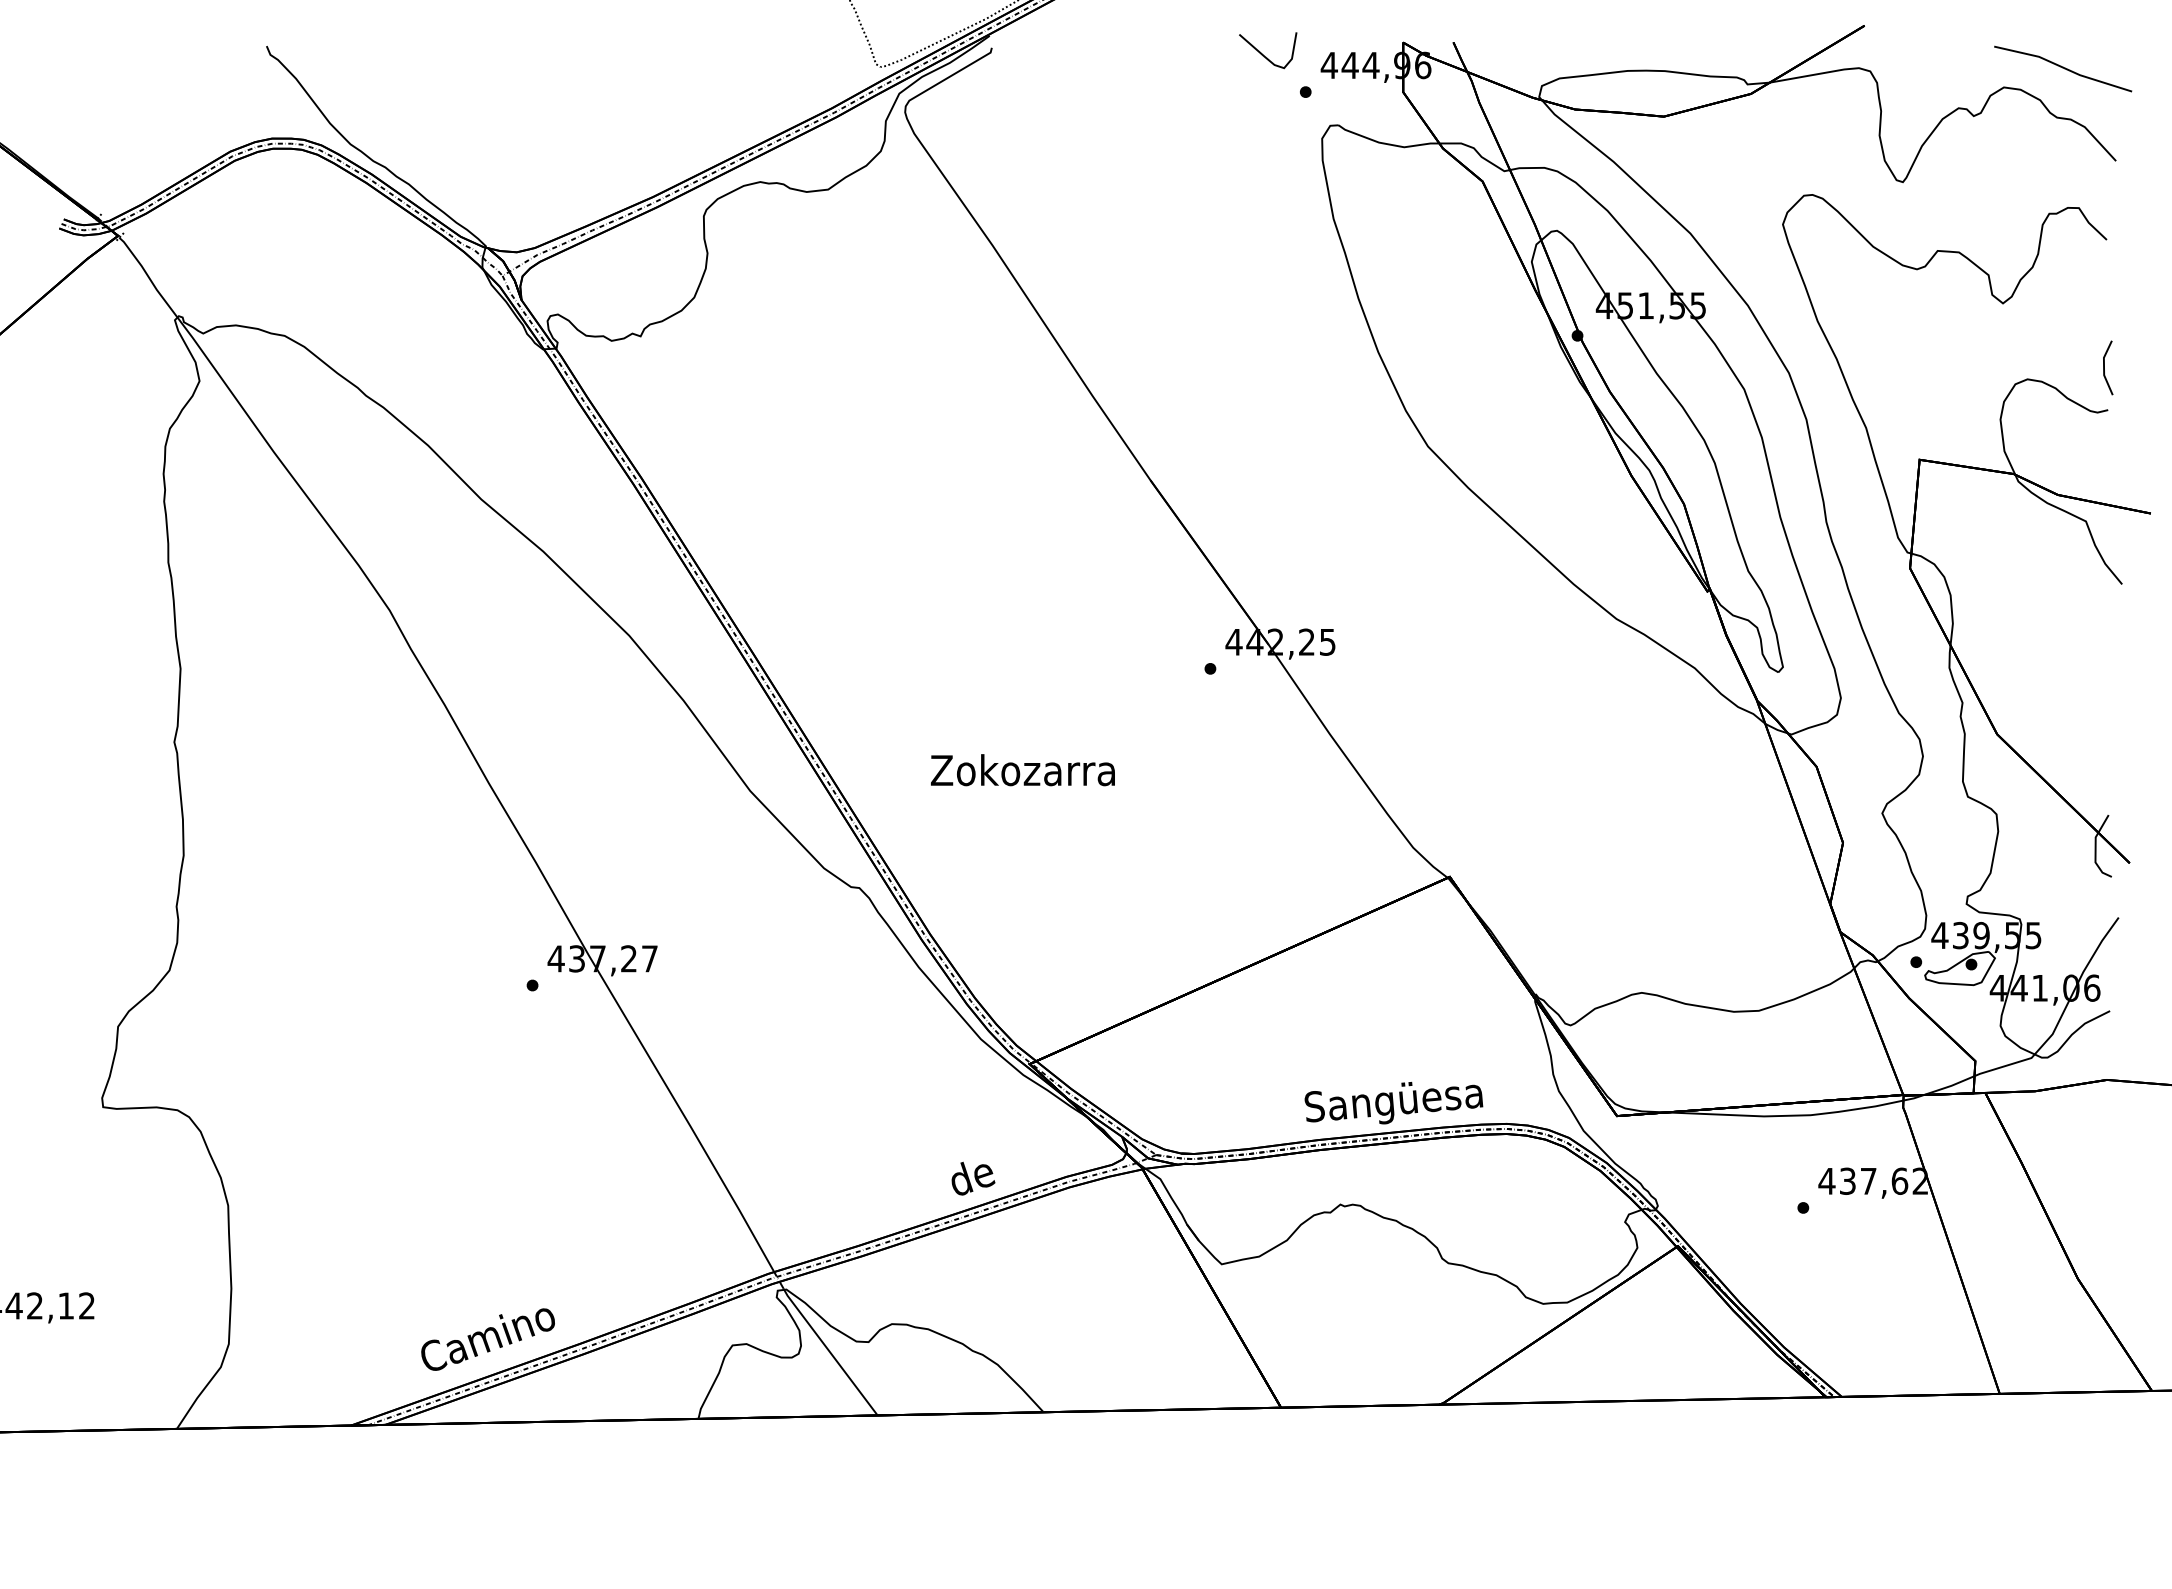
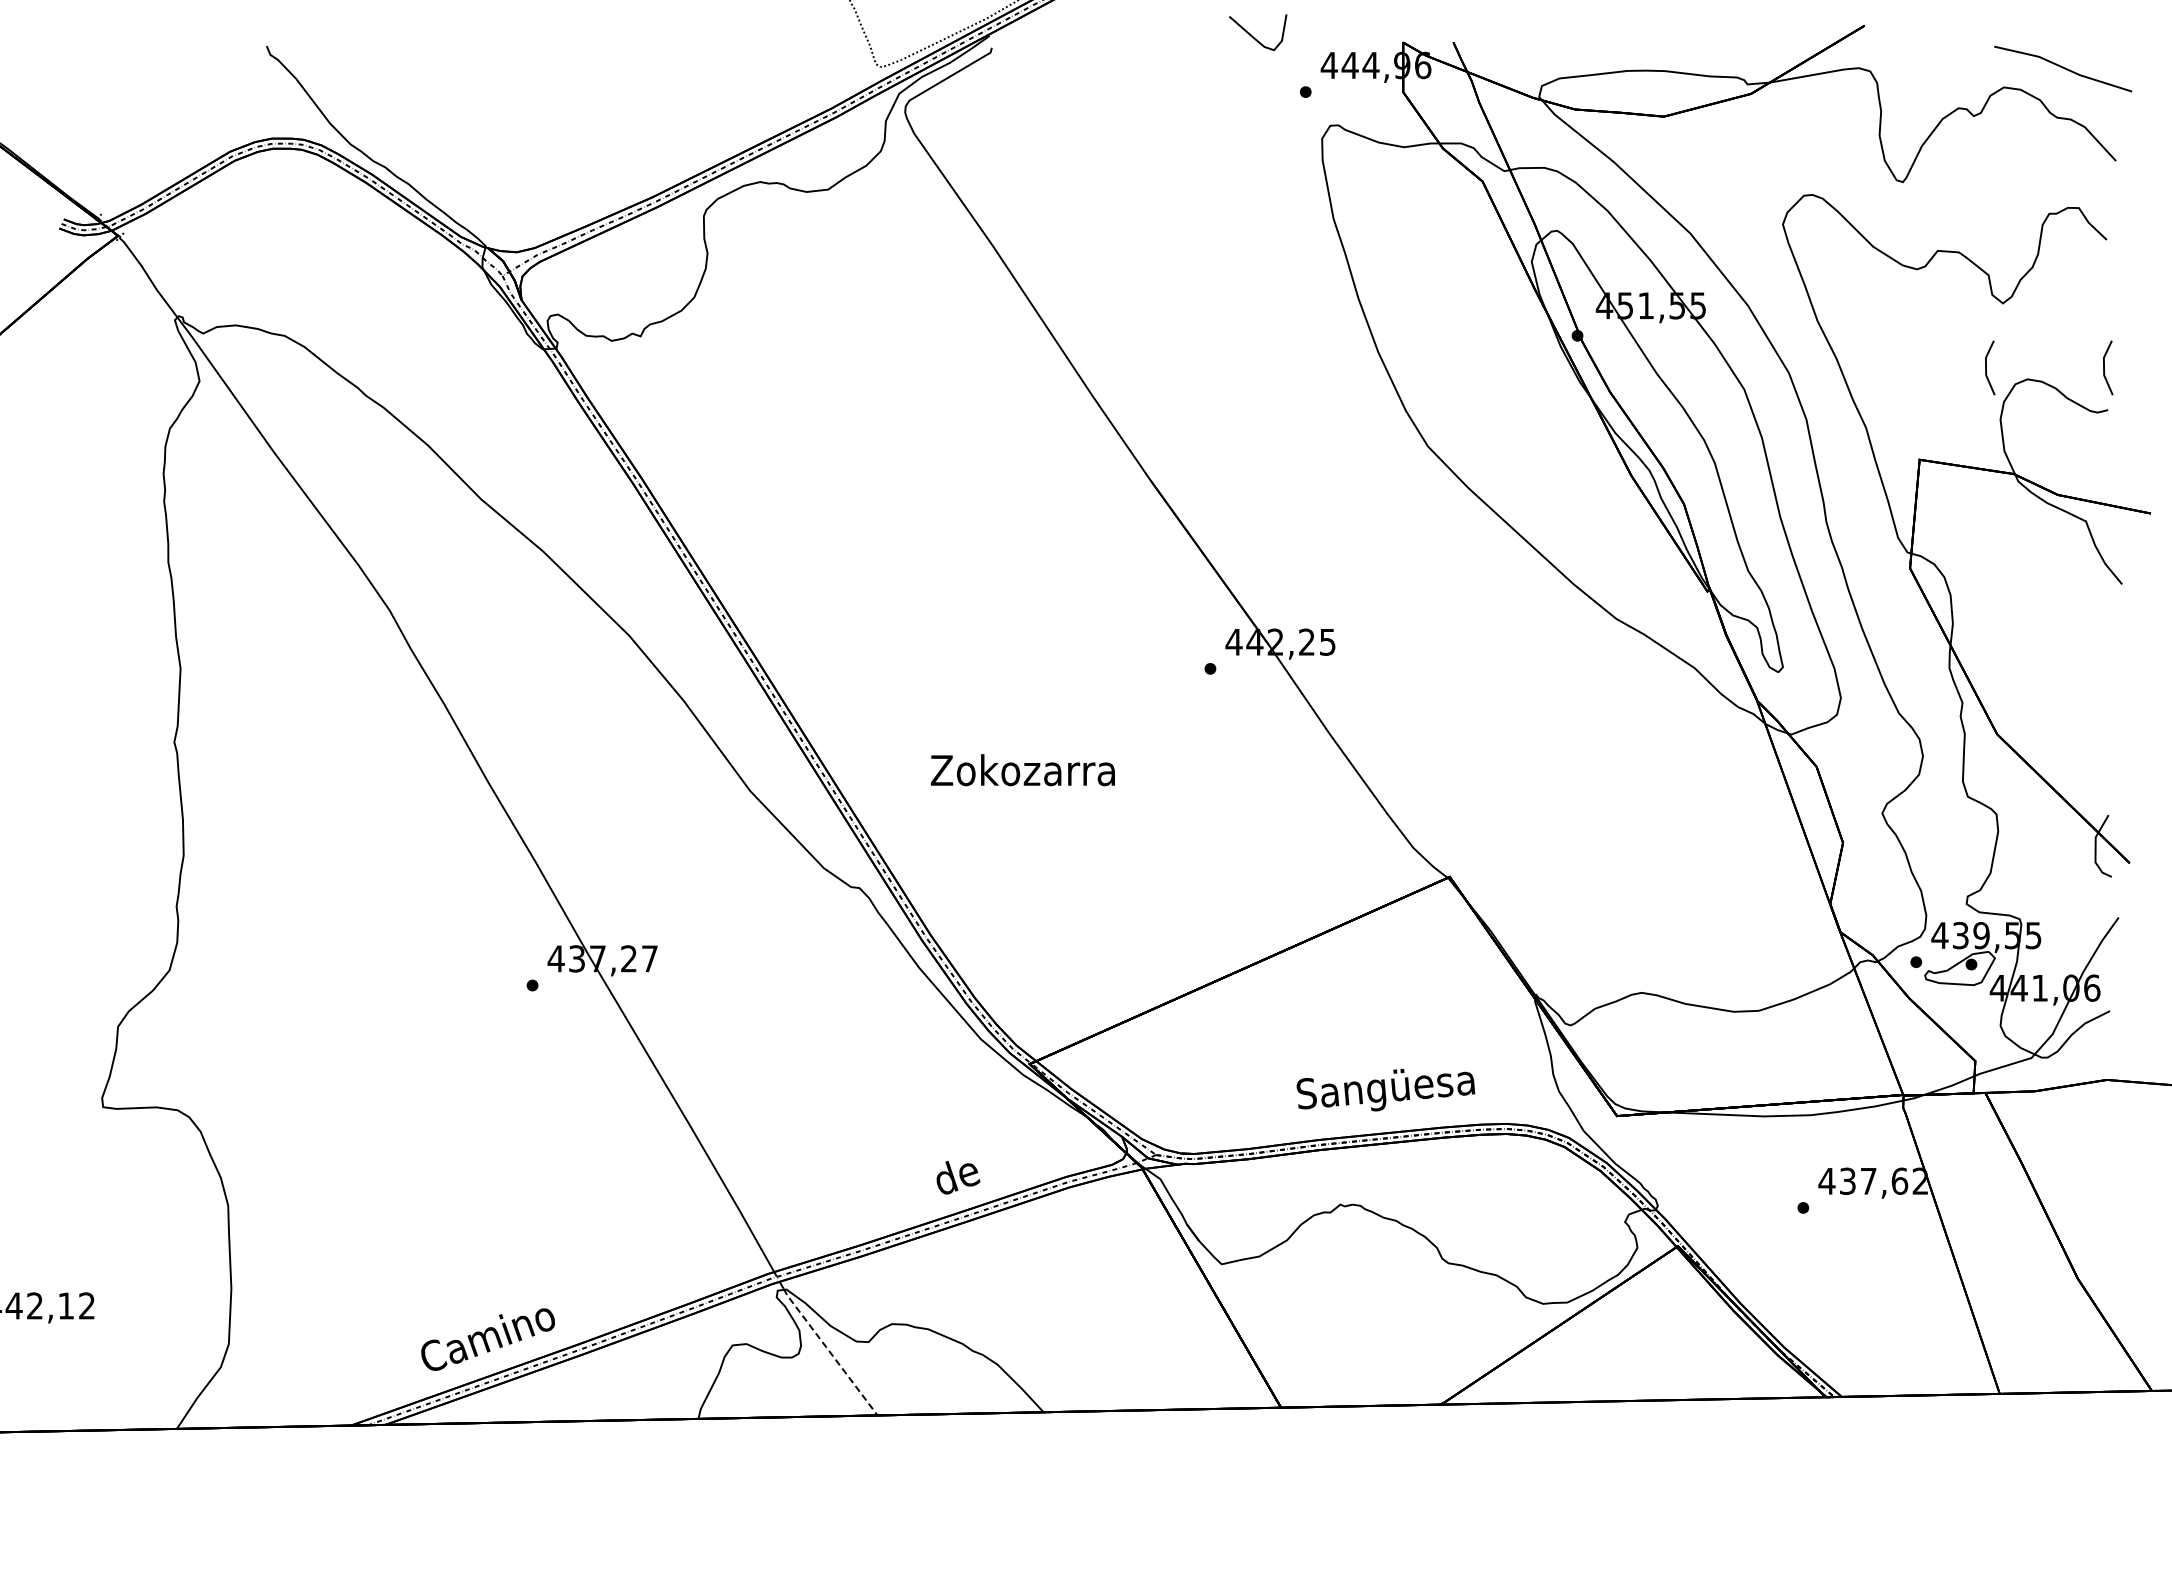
curve position: (1263, 54) -> (1253, 36) (1253, 36)
line: none -> present (1986, 367)
text position: (1393, 1102) -> (1385, 1089) (1385, 1089)
text position: (973, 1178) -> (958, 1177) (958, 1177)
line: solid -> dashed (830, 1352)
